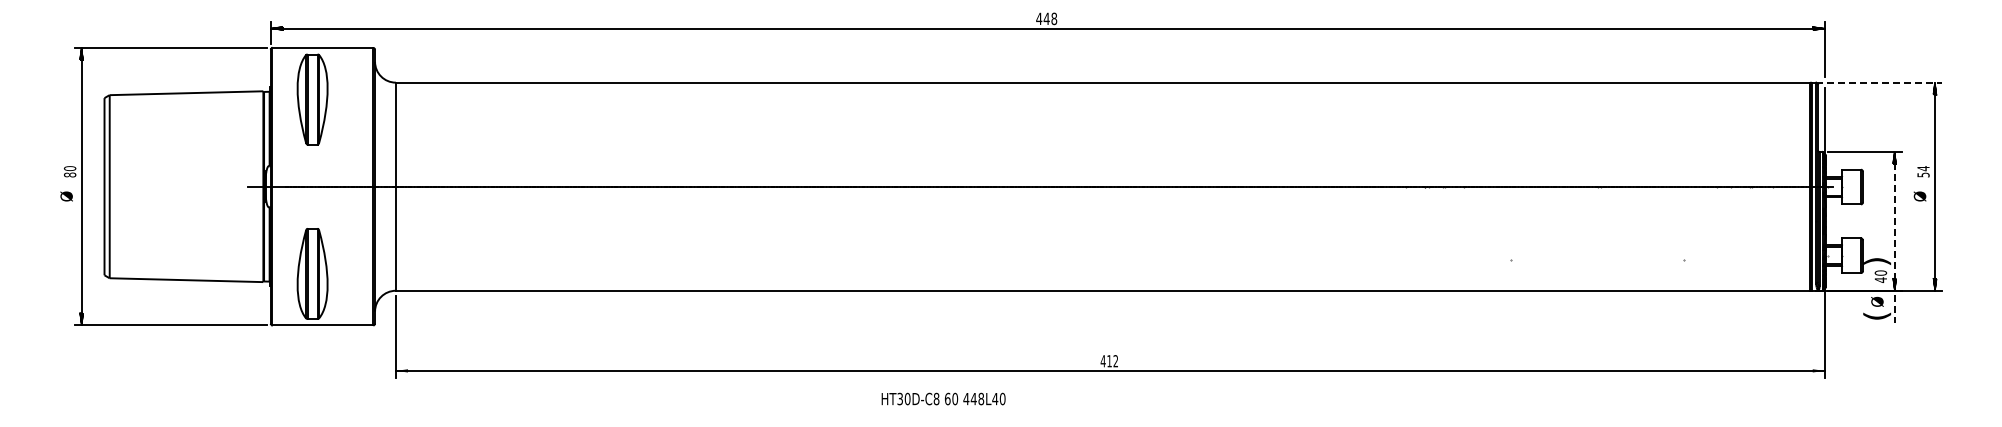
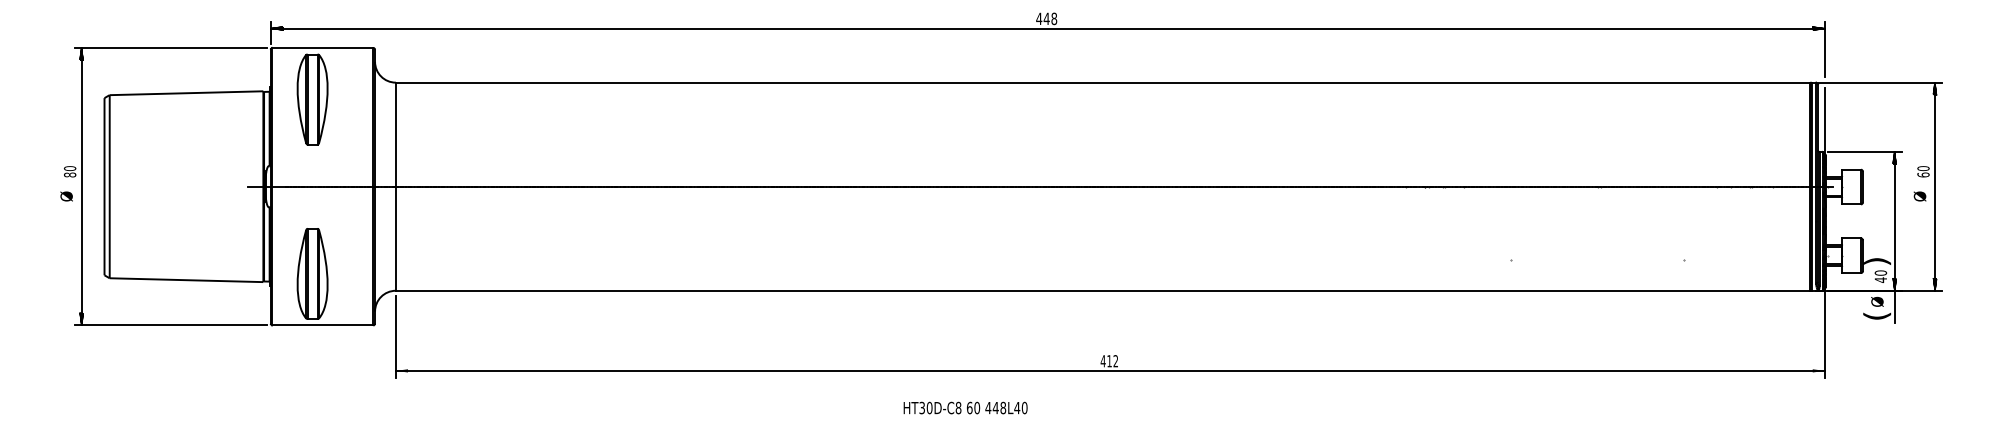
line: dashed -> solid (1879, 82)
text: 54 -> 60 (1923, 171)
line: dashed -> solid (1894, 238)
text position: (943, 398) -> (965, 407) (965, 407)
